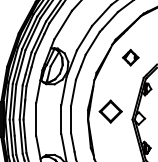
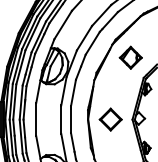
part size: 18x19 px -> 25x25 px (130, 57)
part position: (110, 111) -> (110, 119) (110, 119)
